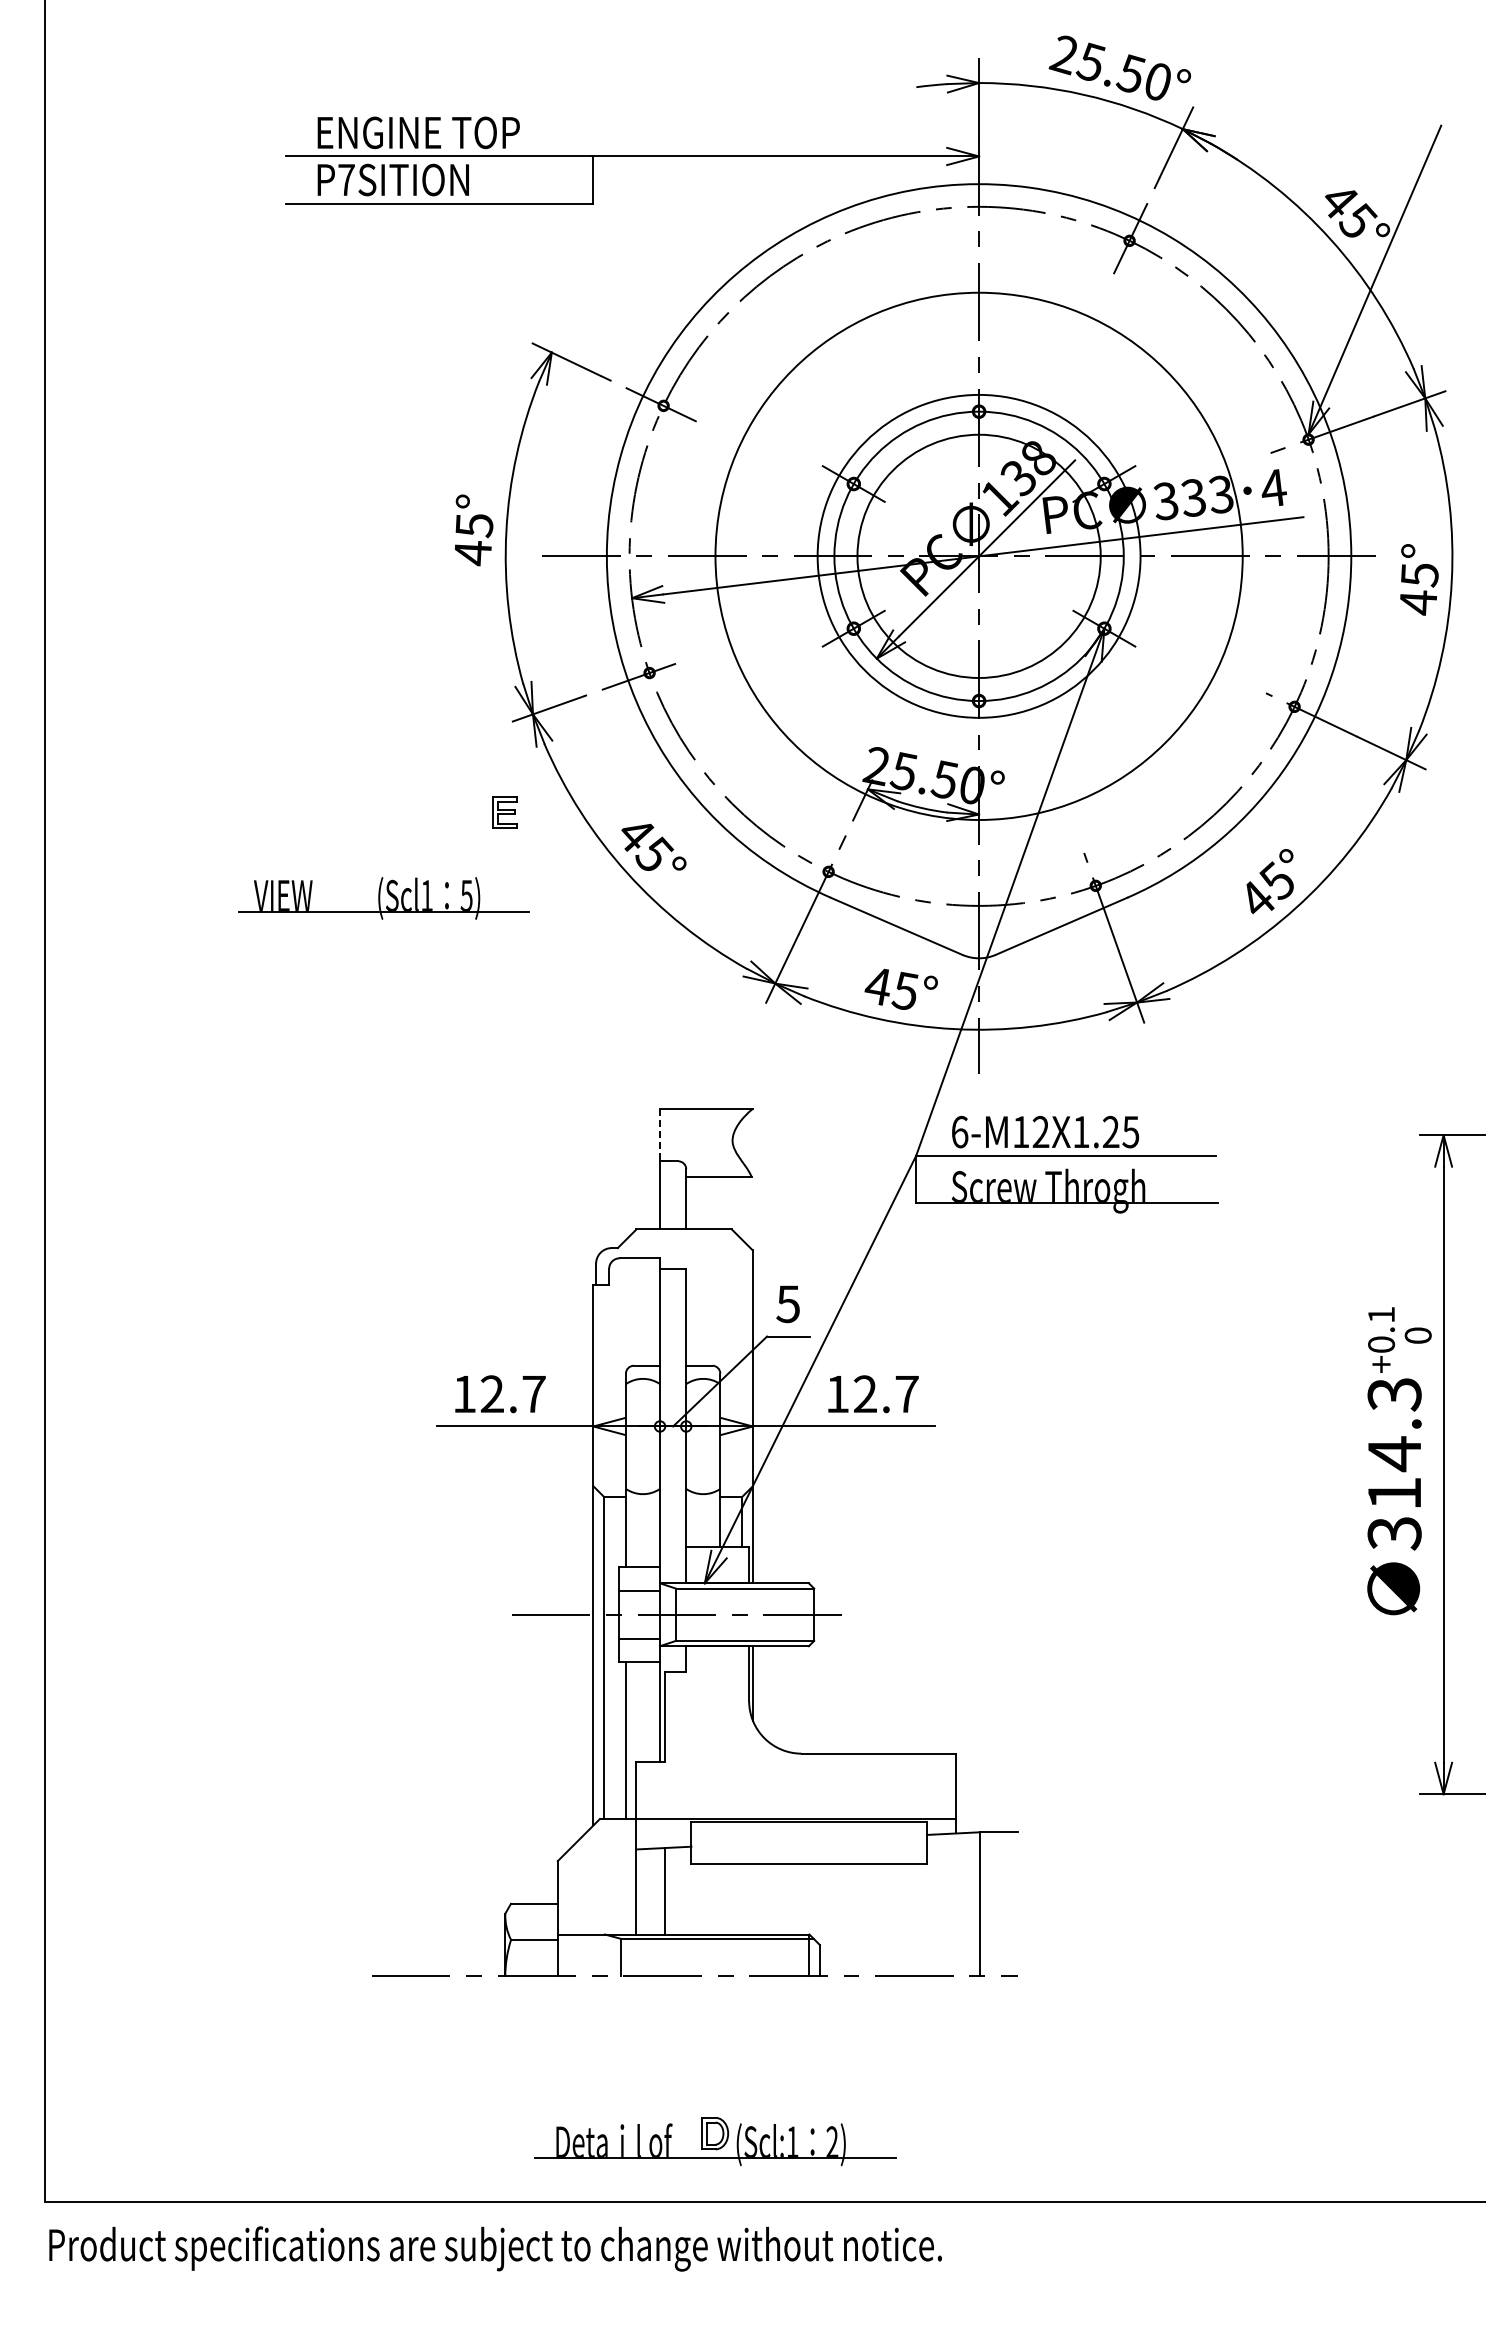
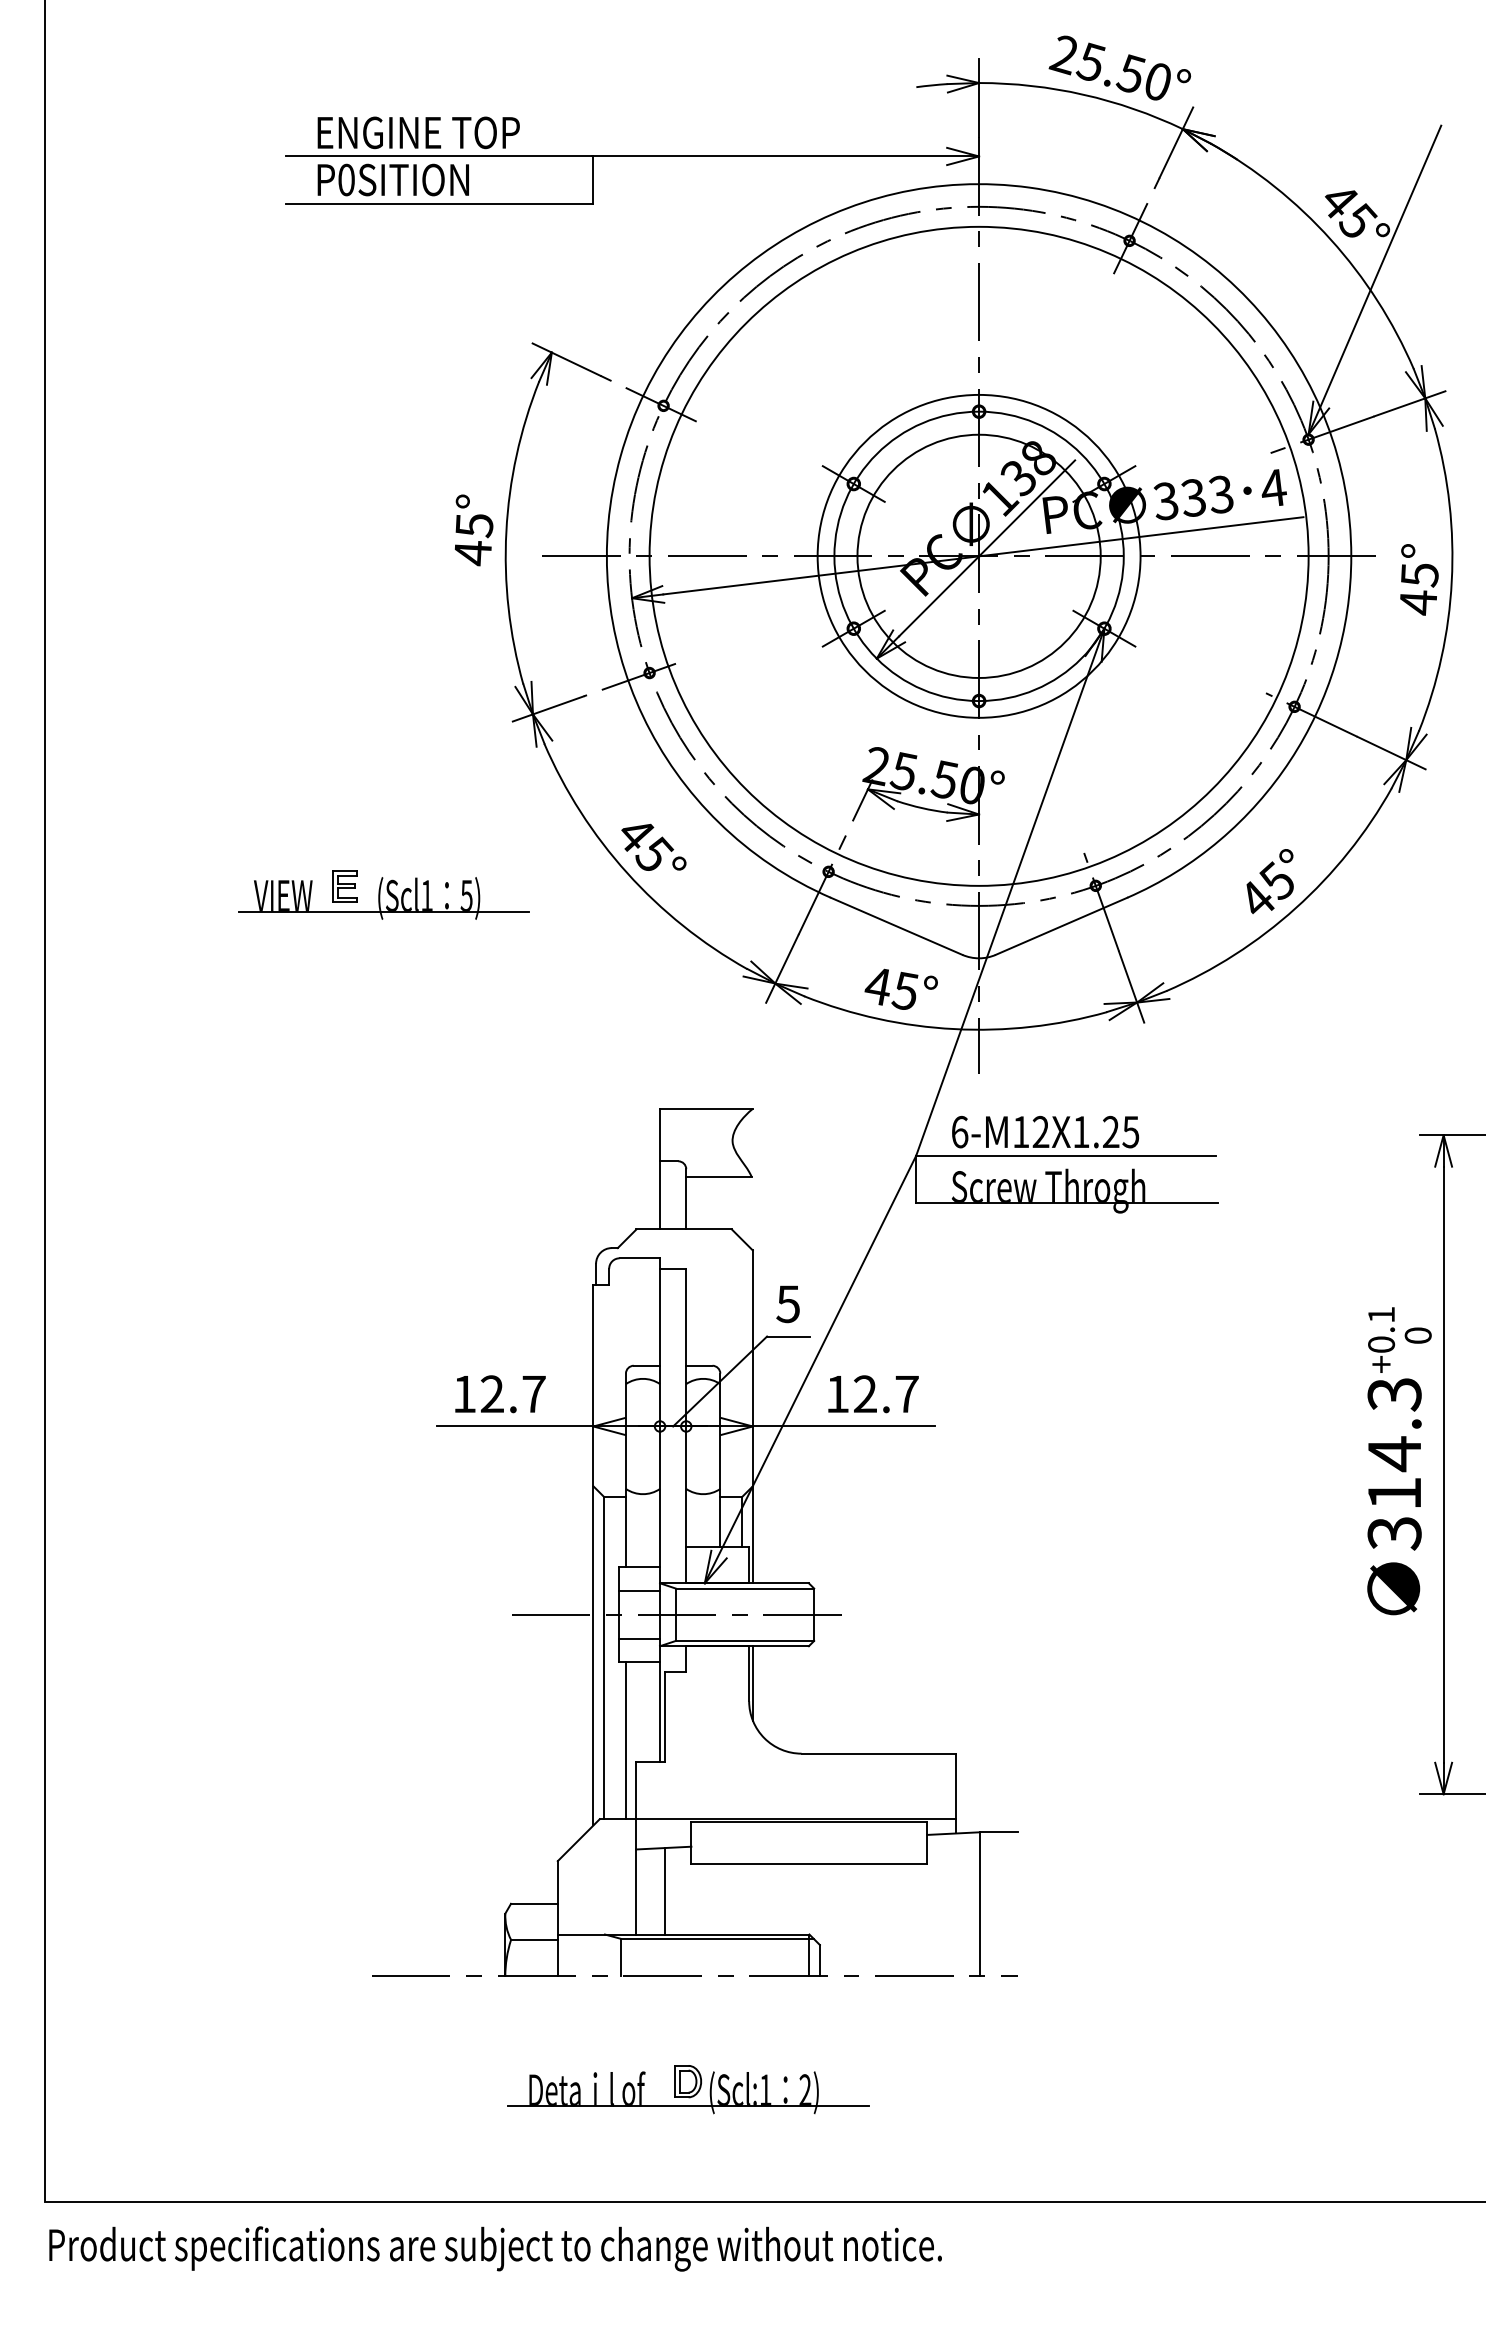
text: P7SITION -> P0SITION (346, 179)
circle diameter: 527 px -> 659 px (978, 555)
part position: (504, 812) -> (344, 886) (344, 886)
line: dashed -> solid (660, 1135)
part position: (715, 2141) -> (688, 2089) (688, 2089)
